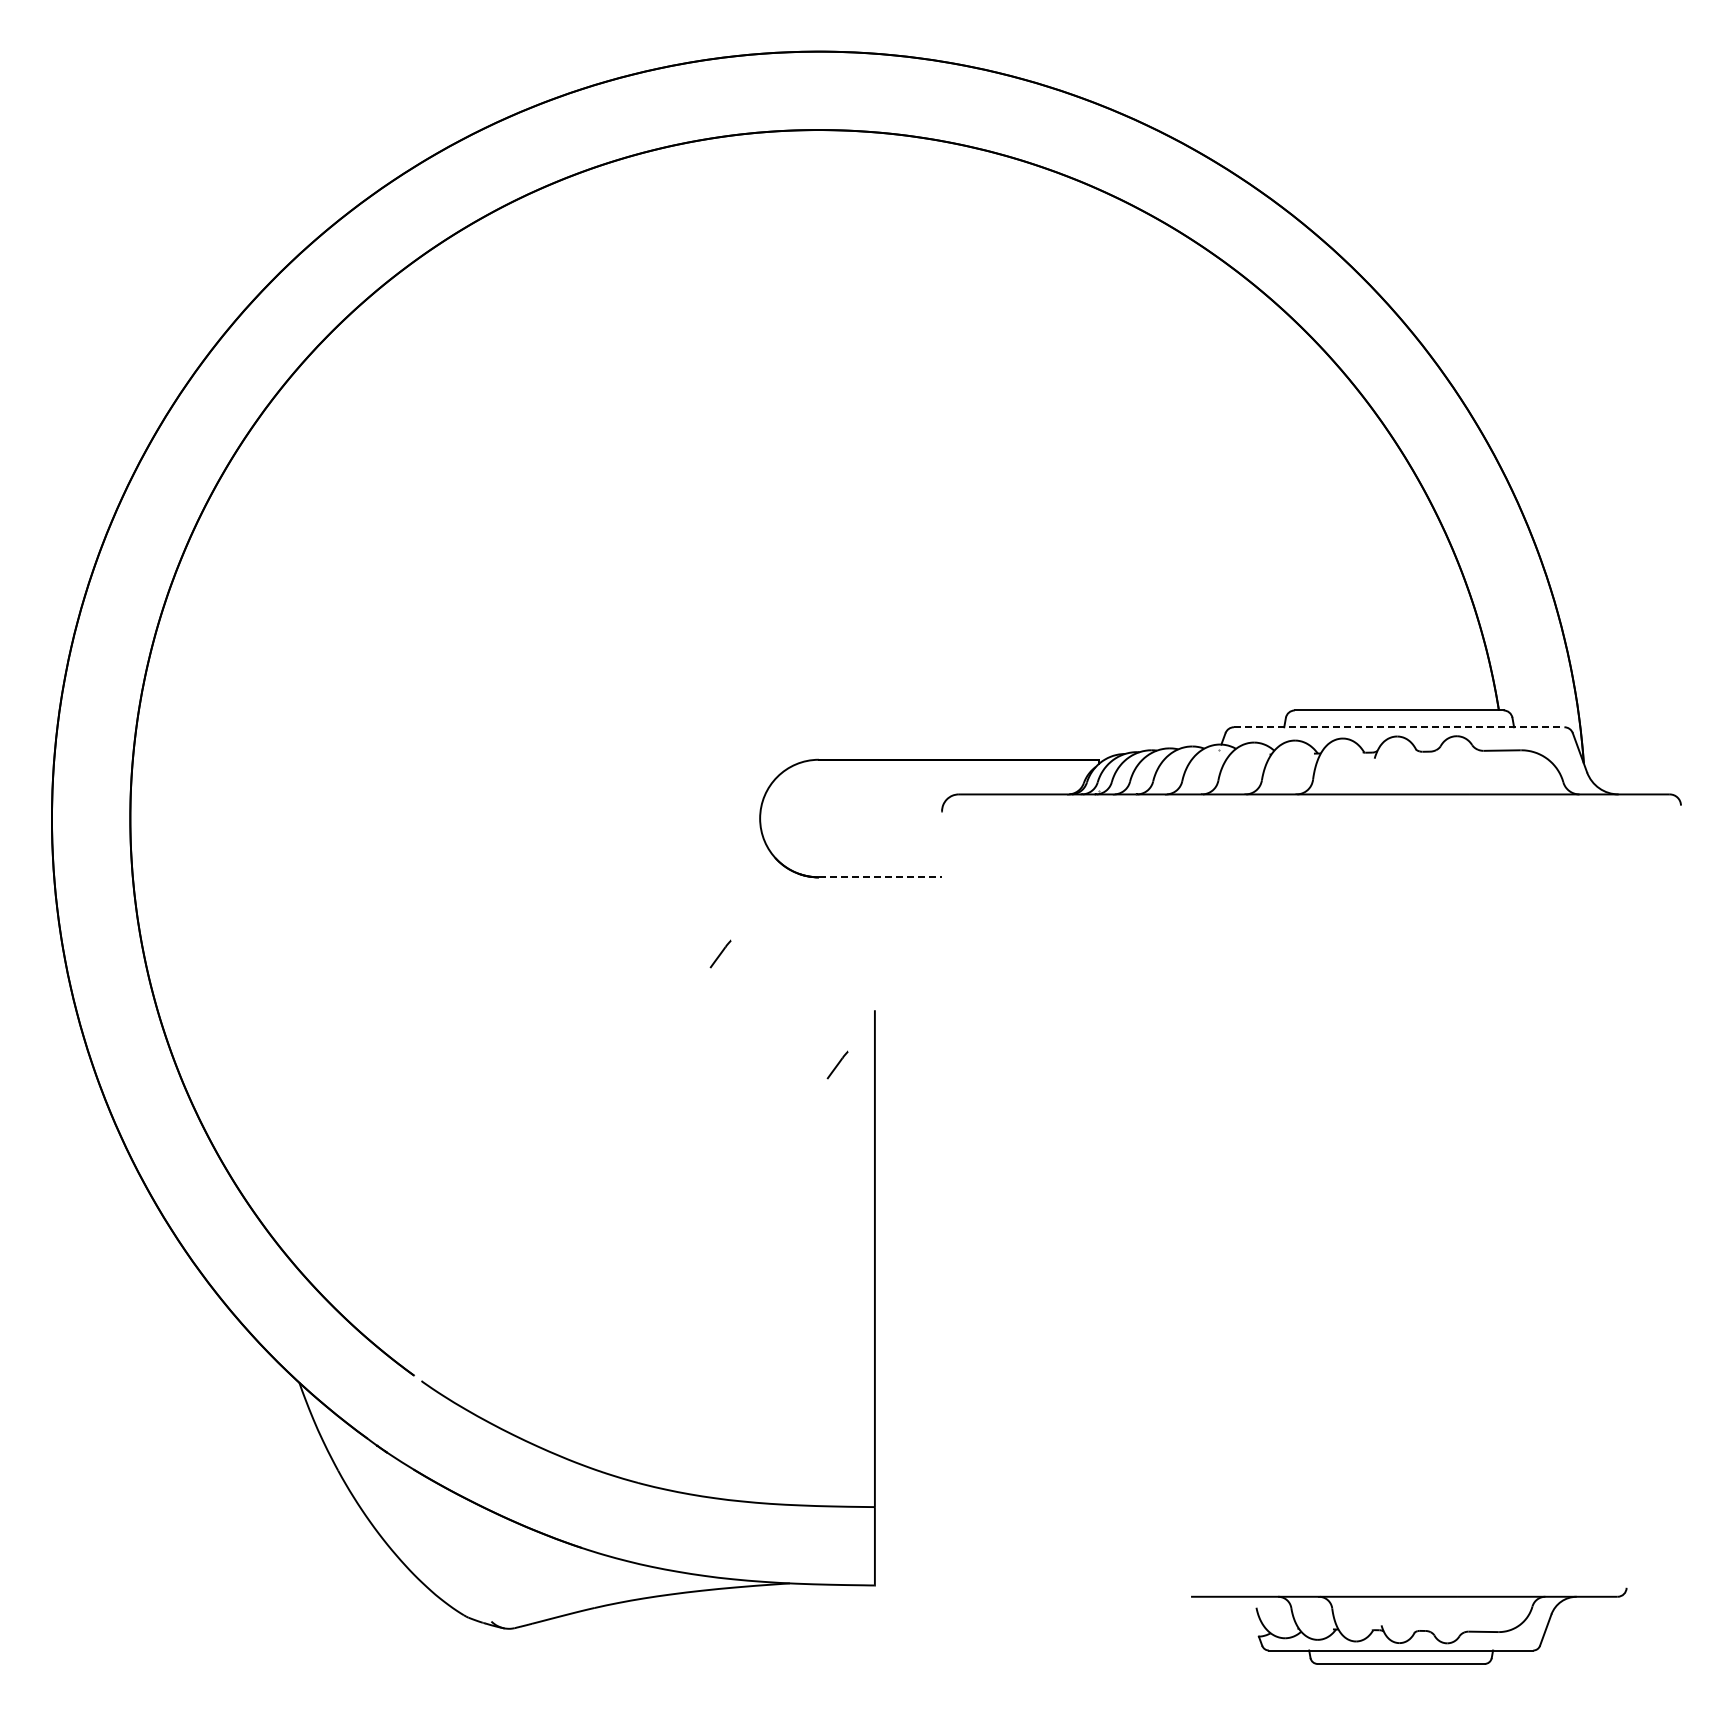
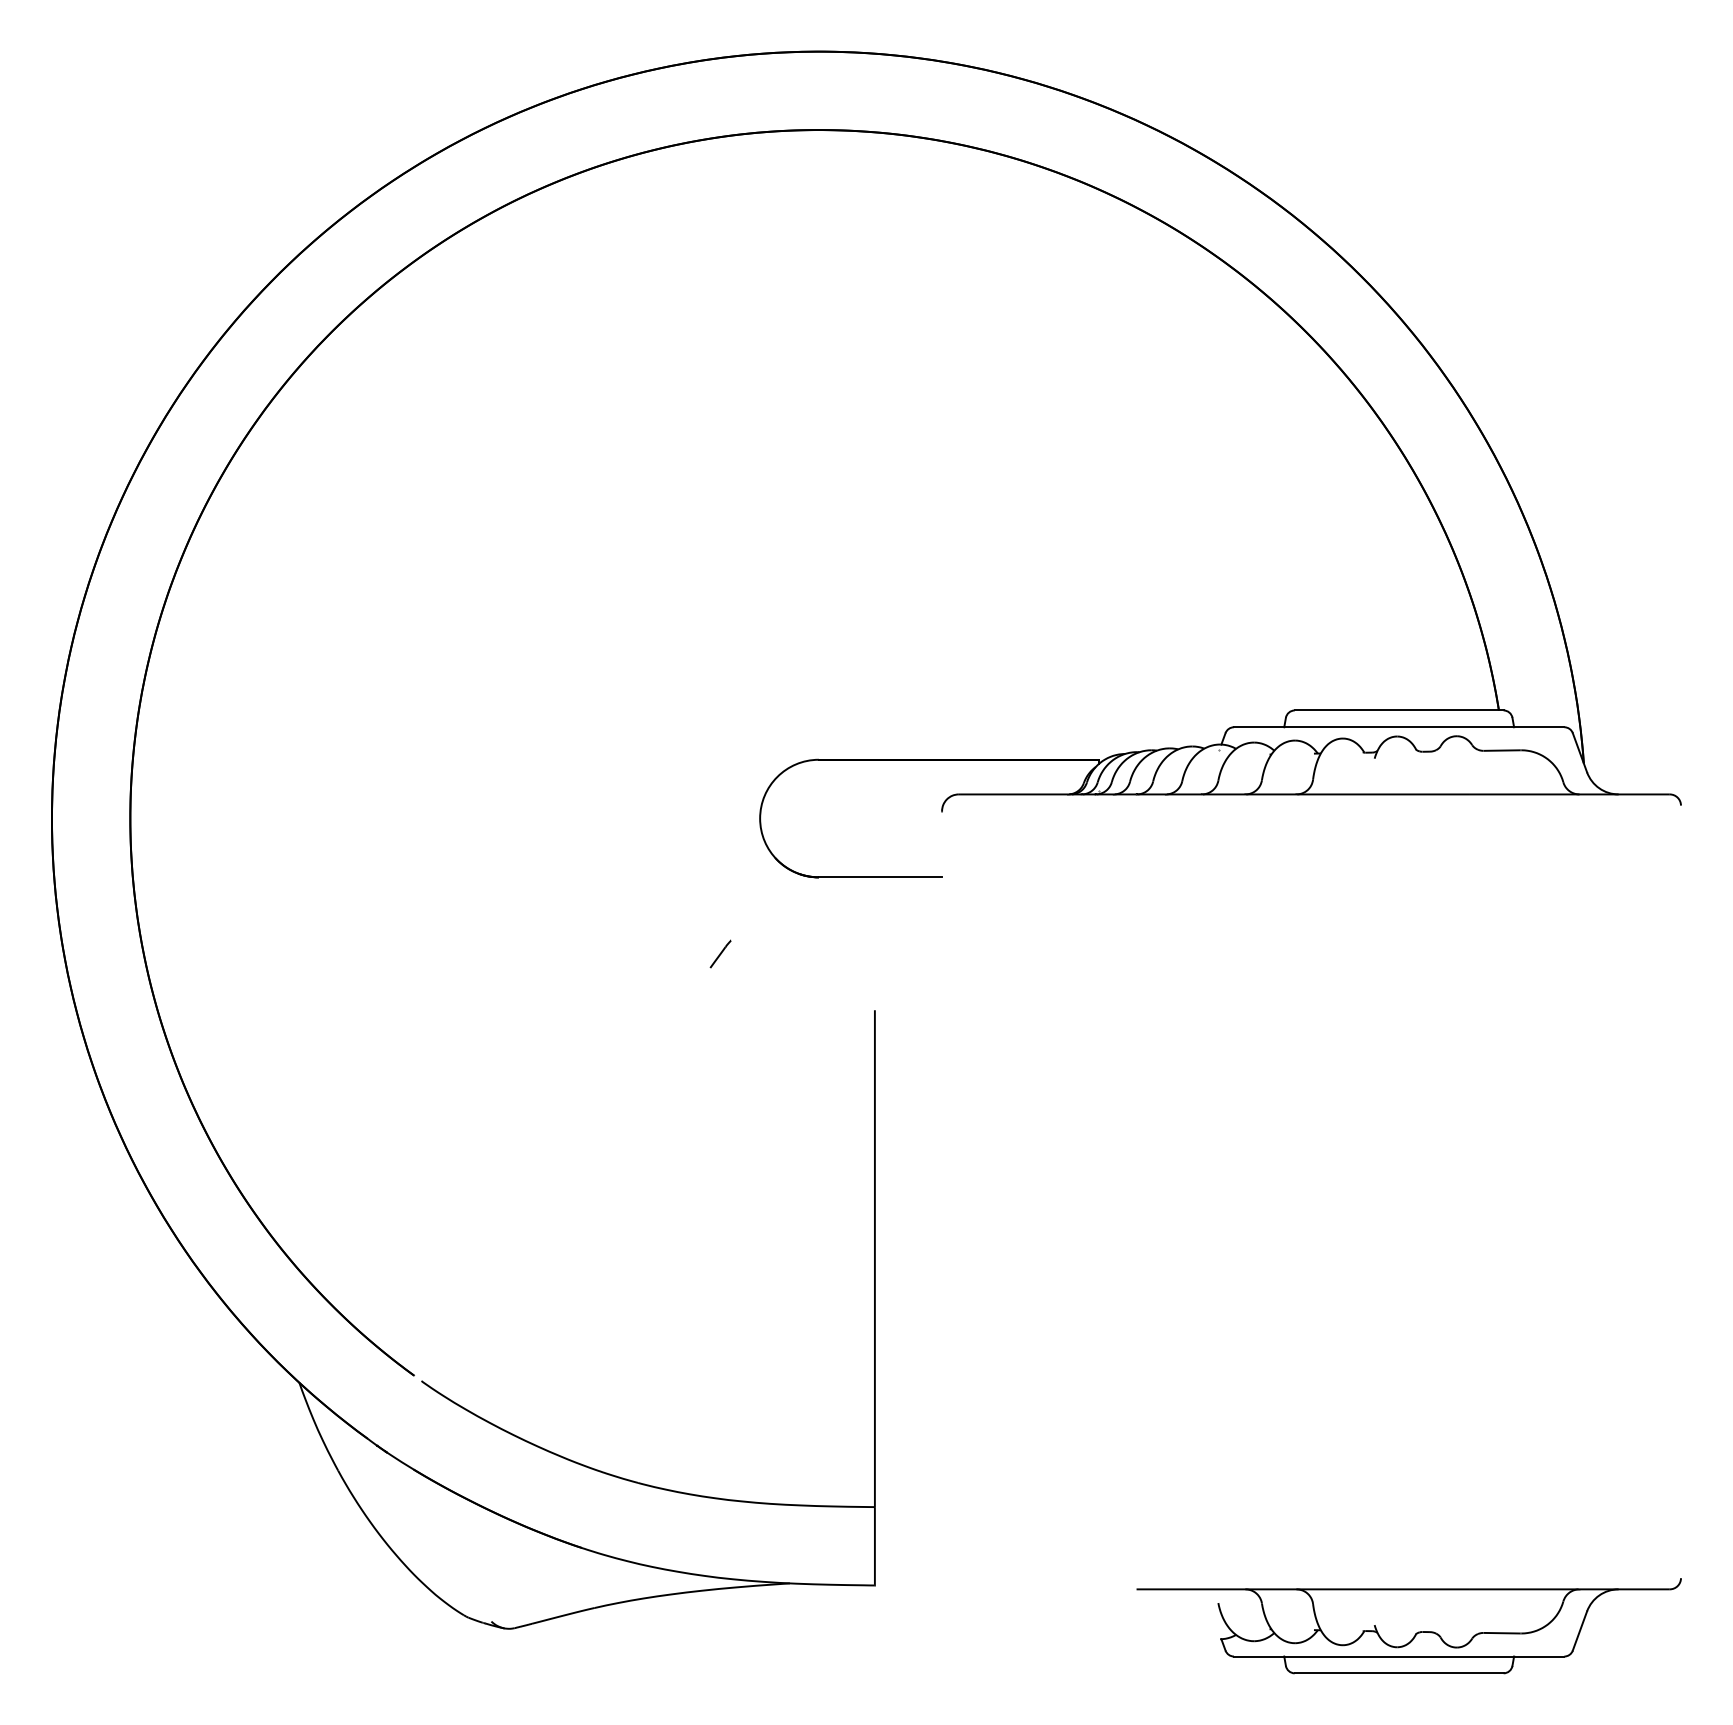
line: dashed -> solid (1399, 727)
line: dashed -> solid (880, 877)
line: present -> none (837, 1064)
part size: 437x78 px -> 546x97 px (1408, 1626)
